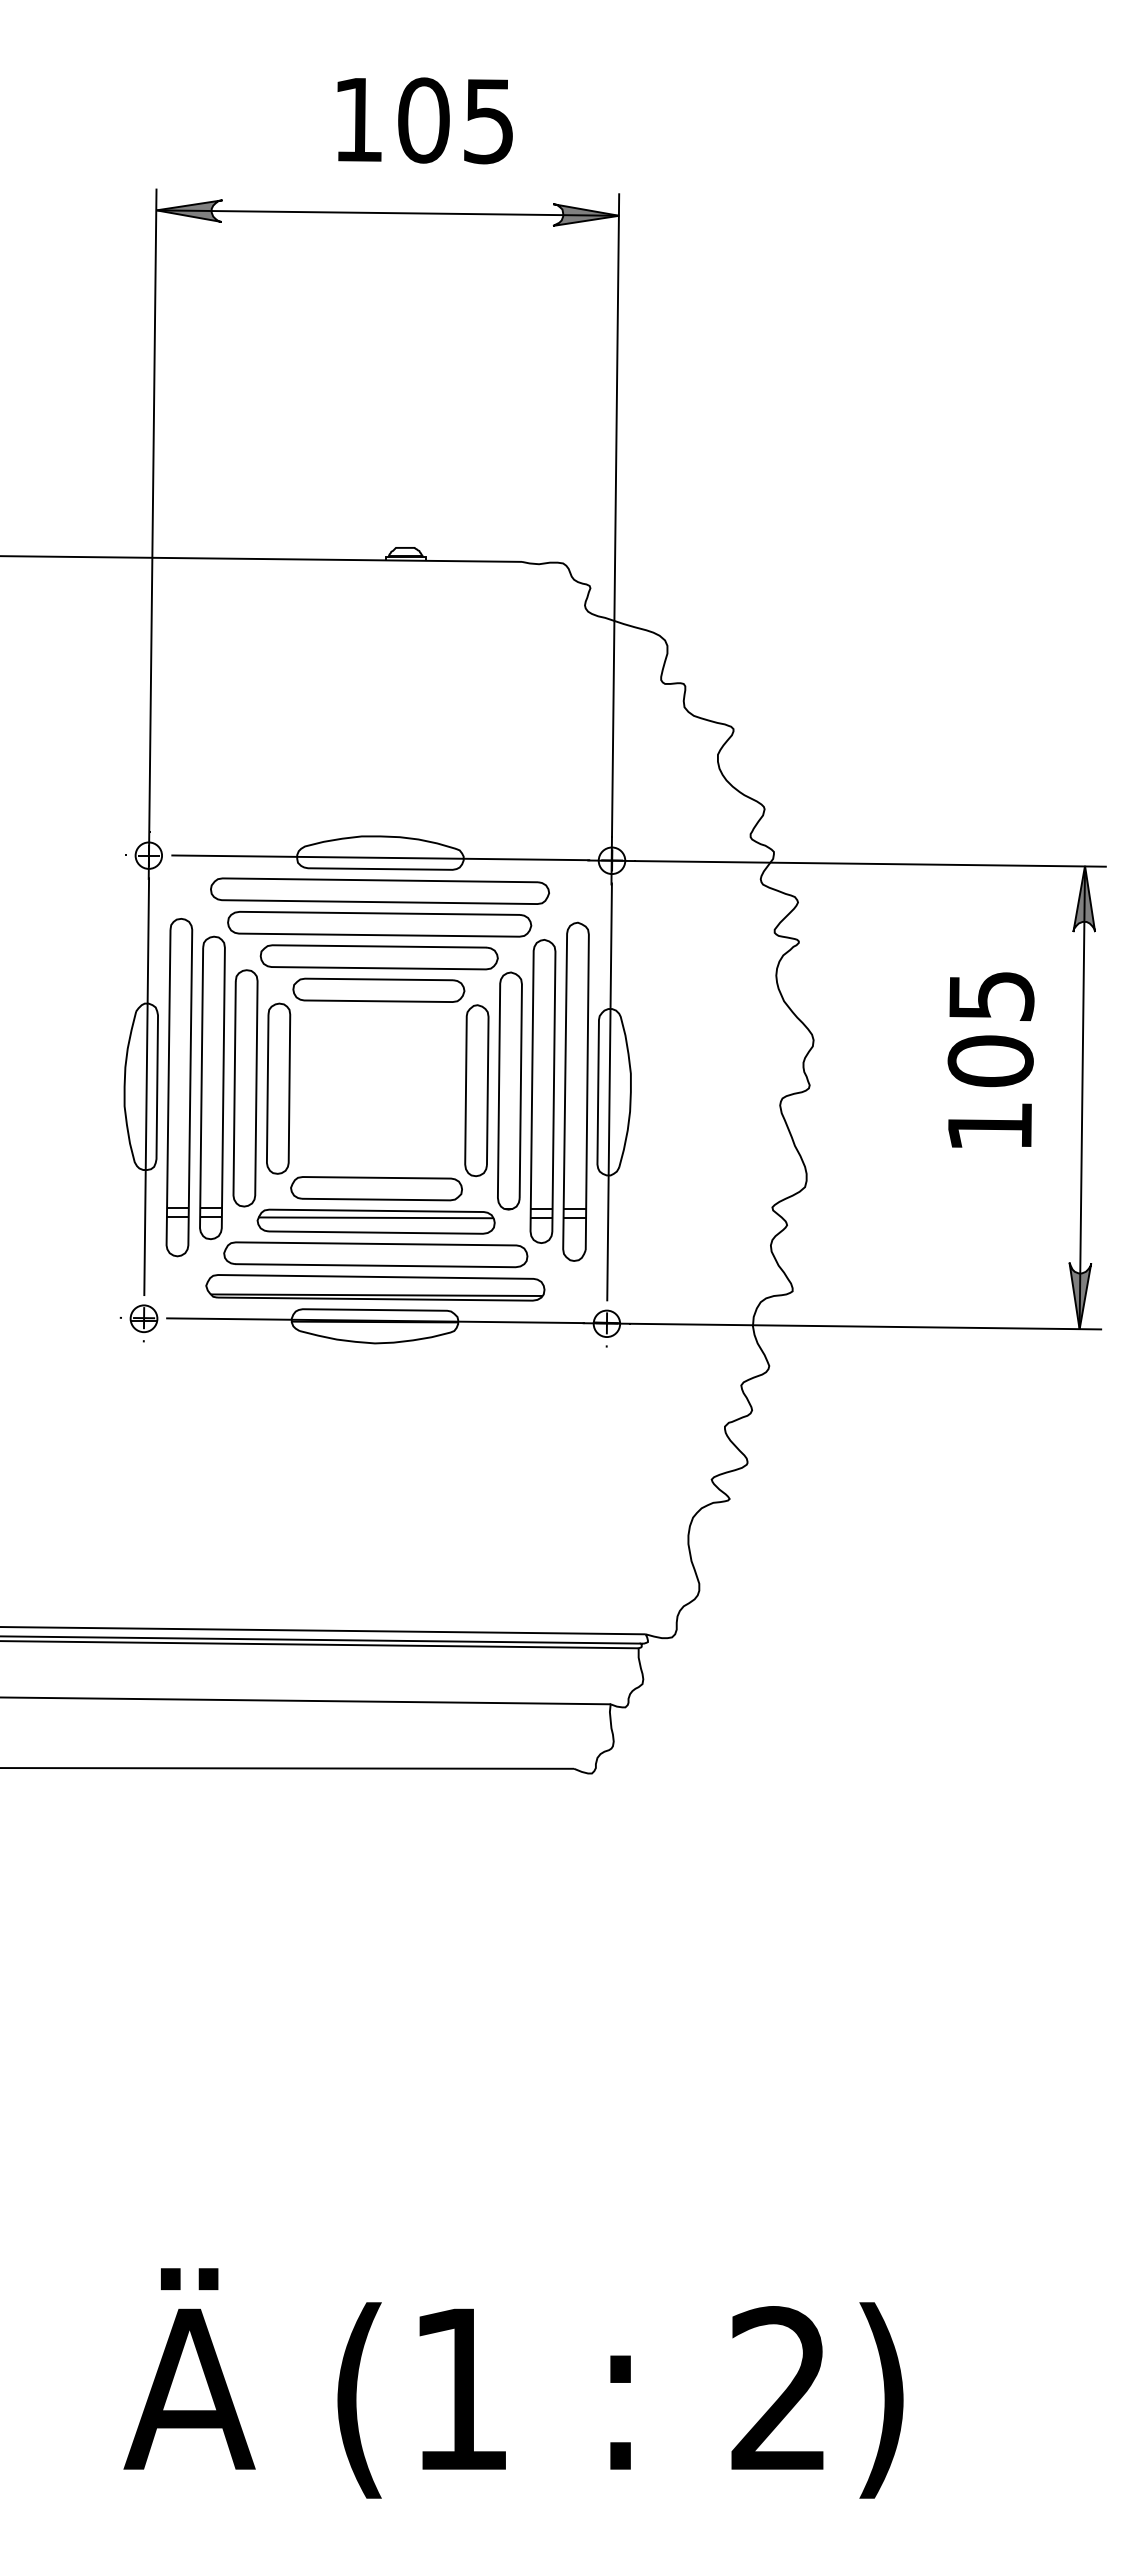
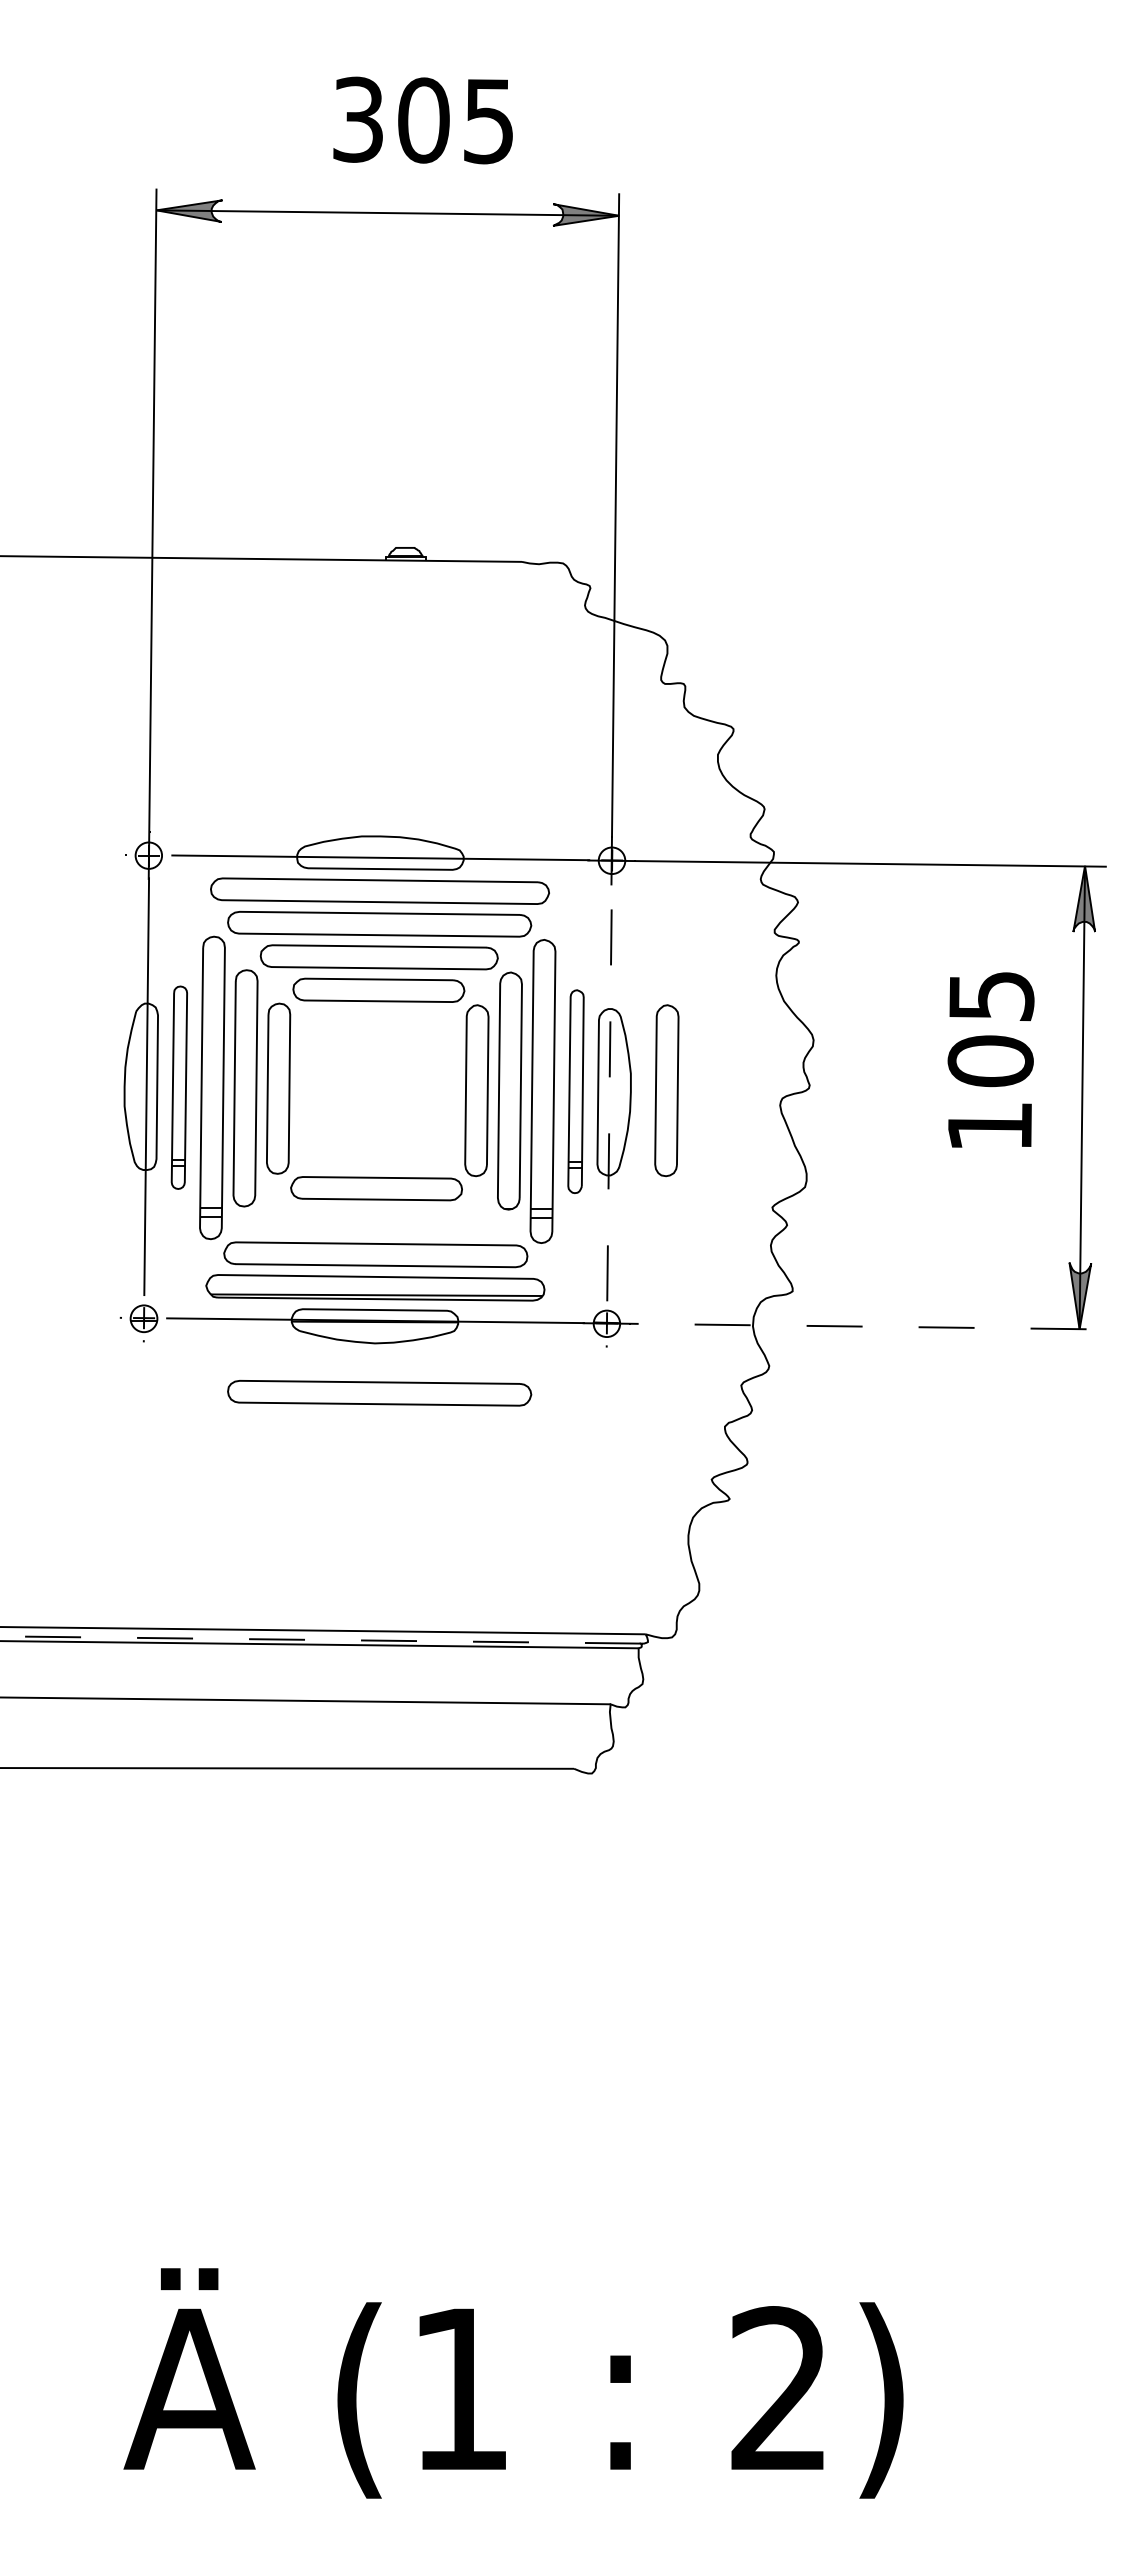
text: 105 -> 305 (357, 119)
part size: 29x340 px -> 18x205 px (178, 1087)
part: none -> present (666, 1090)
part size: 28x341 px -> 18x205 px (575, 1091)
line: solid -> dashed (609, 1091)
part: present -> none (375, 1221)
line: solid -> dashed (842, 1326)
part: none -> present (379, 1393)
line: solid -> dashed (320, 1639)
